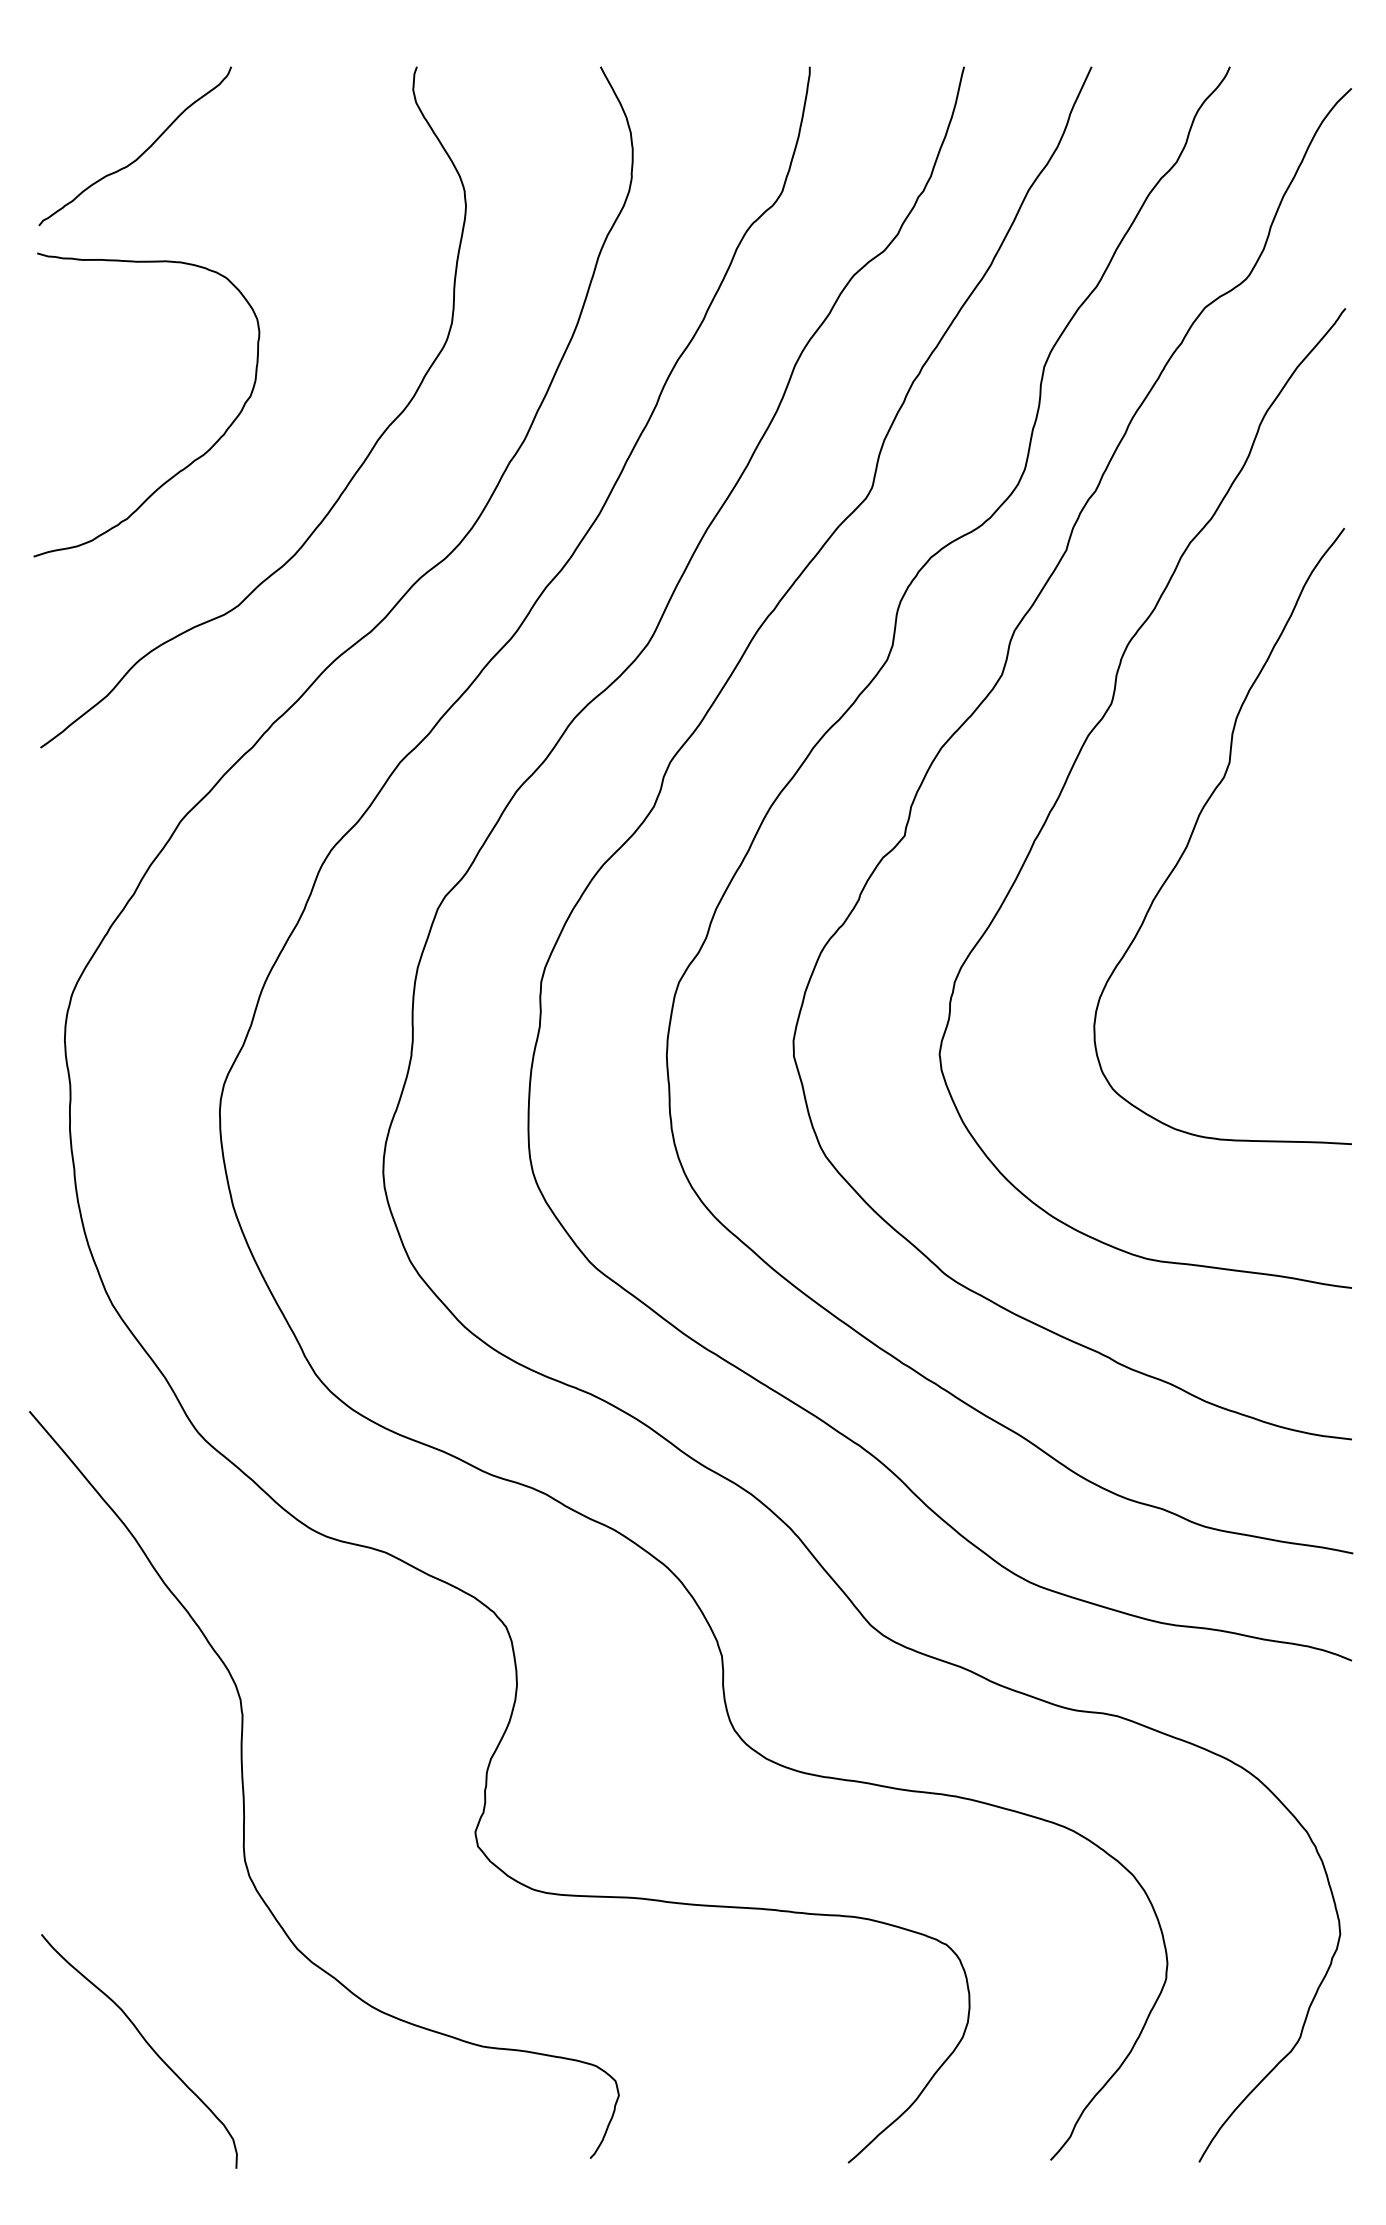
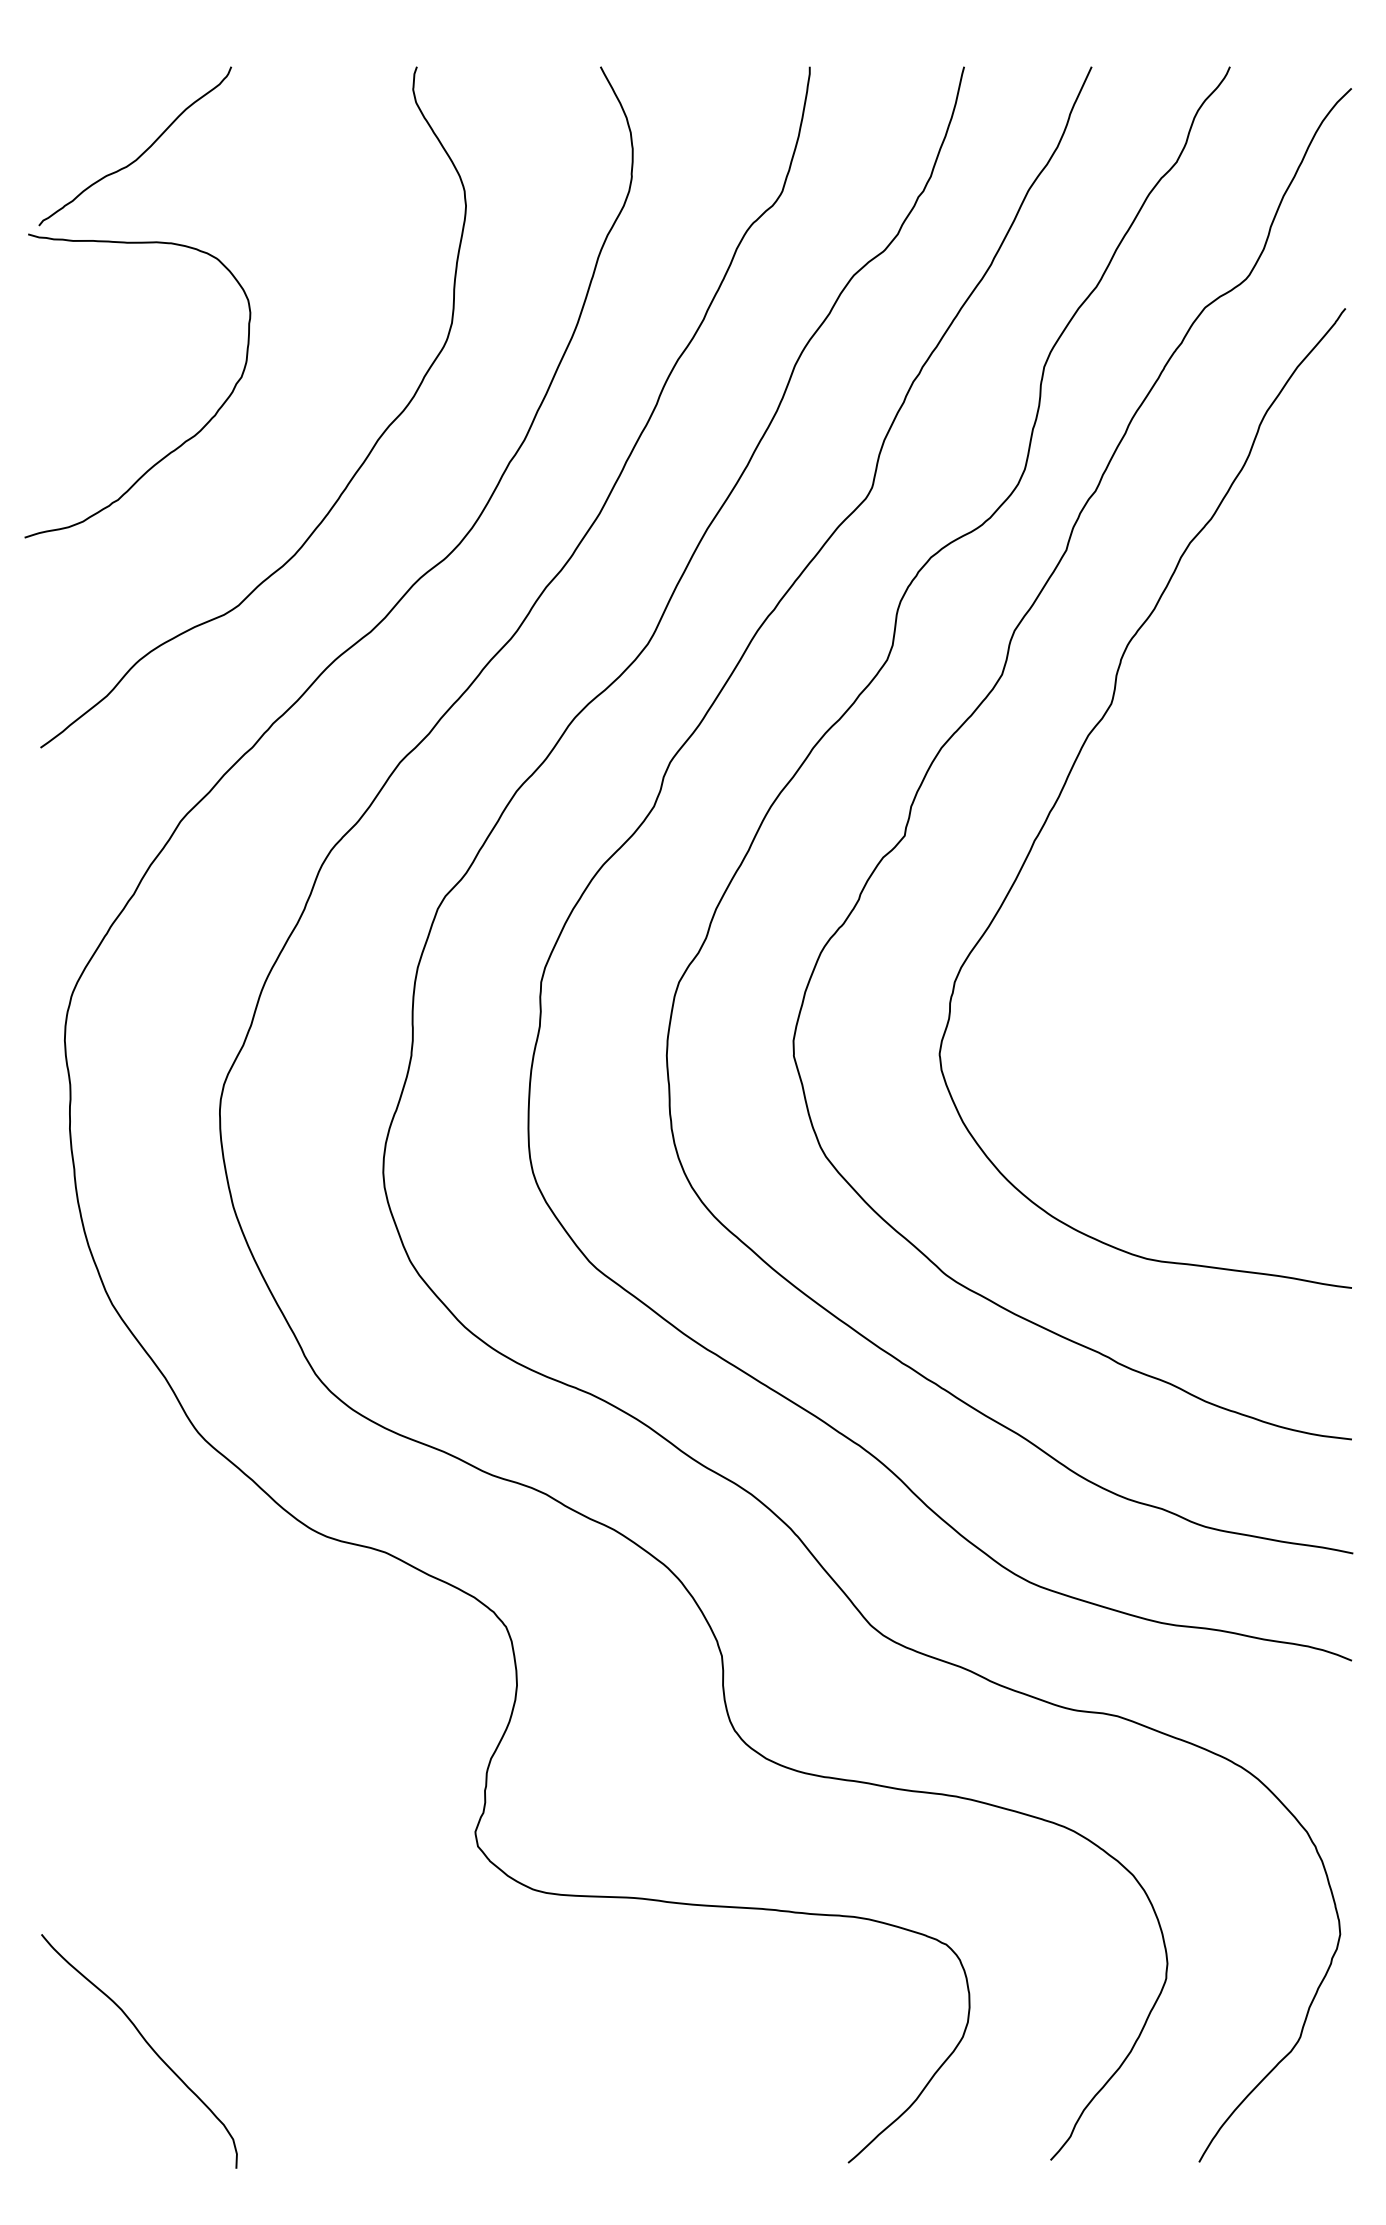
curve position: (194, 459) -> (185, 440) (185, 440)
curve: present -> none (1196, 825)
curve: present -> none (244, 1789)
